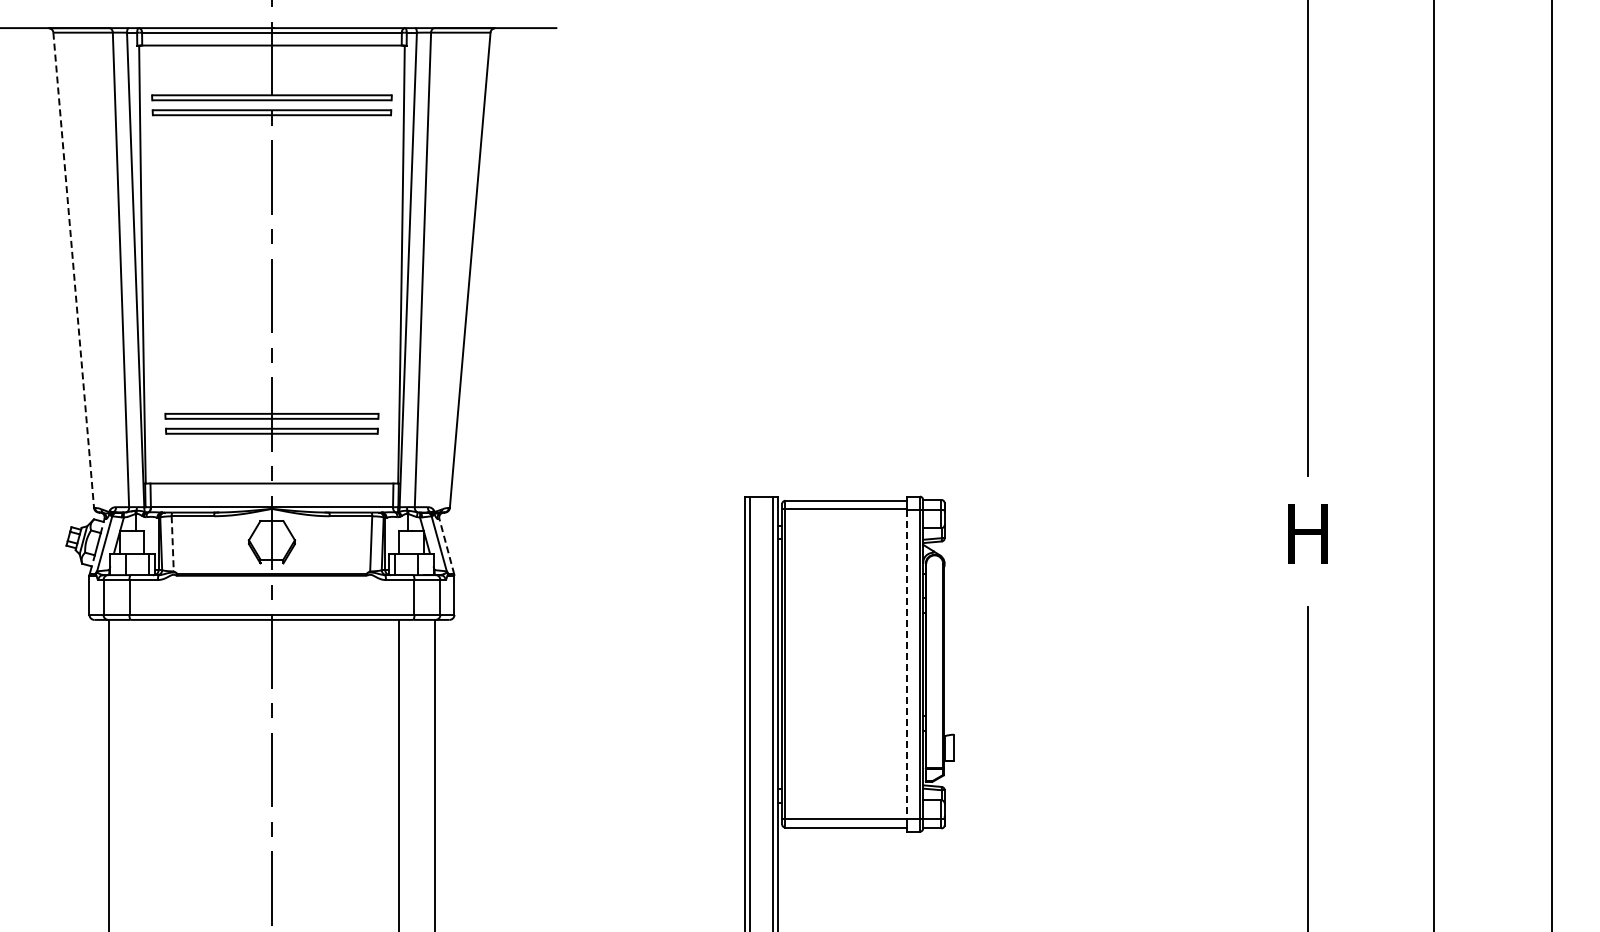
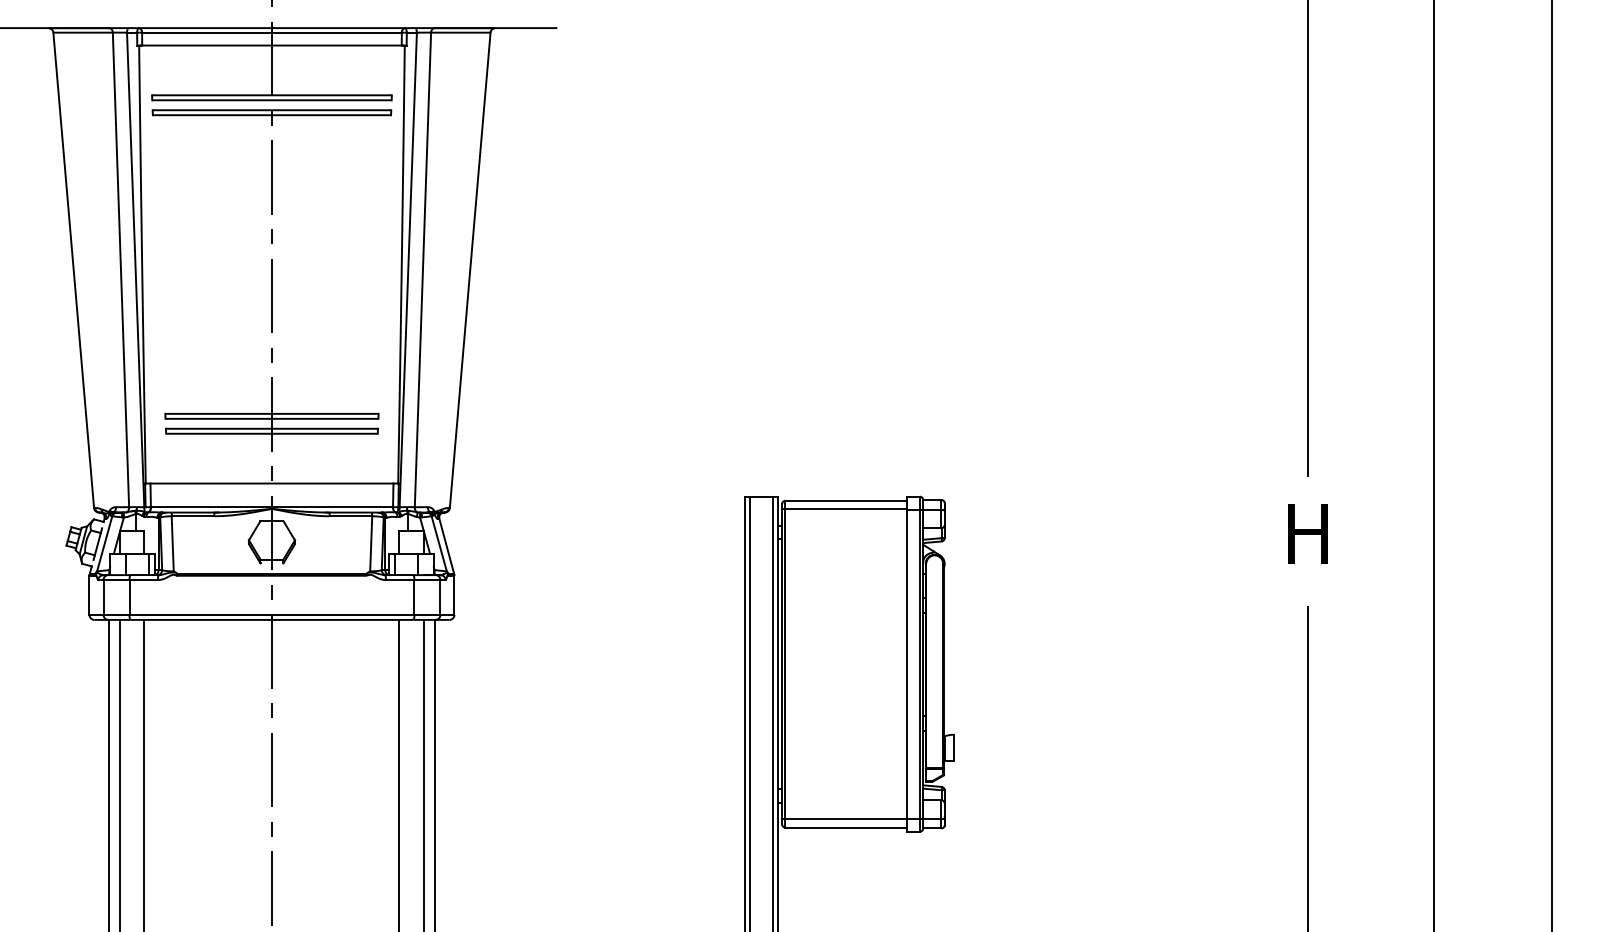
line: dashed -> solid (73, 270)
line: dashed -> solid (172, 543)
line: dashed -> solid (446, 546)
line: dashed -> solid (906, 664)
line: none -> present (120, 773)
line: none -> present (144, 773)
line: none -> present (423, 773)
